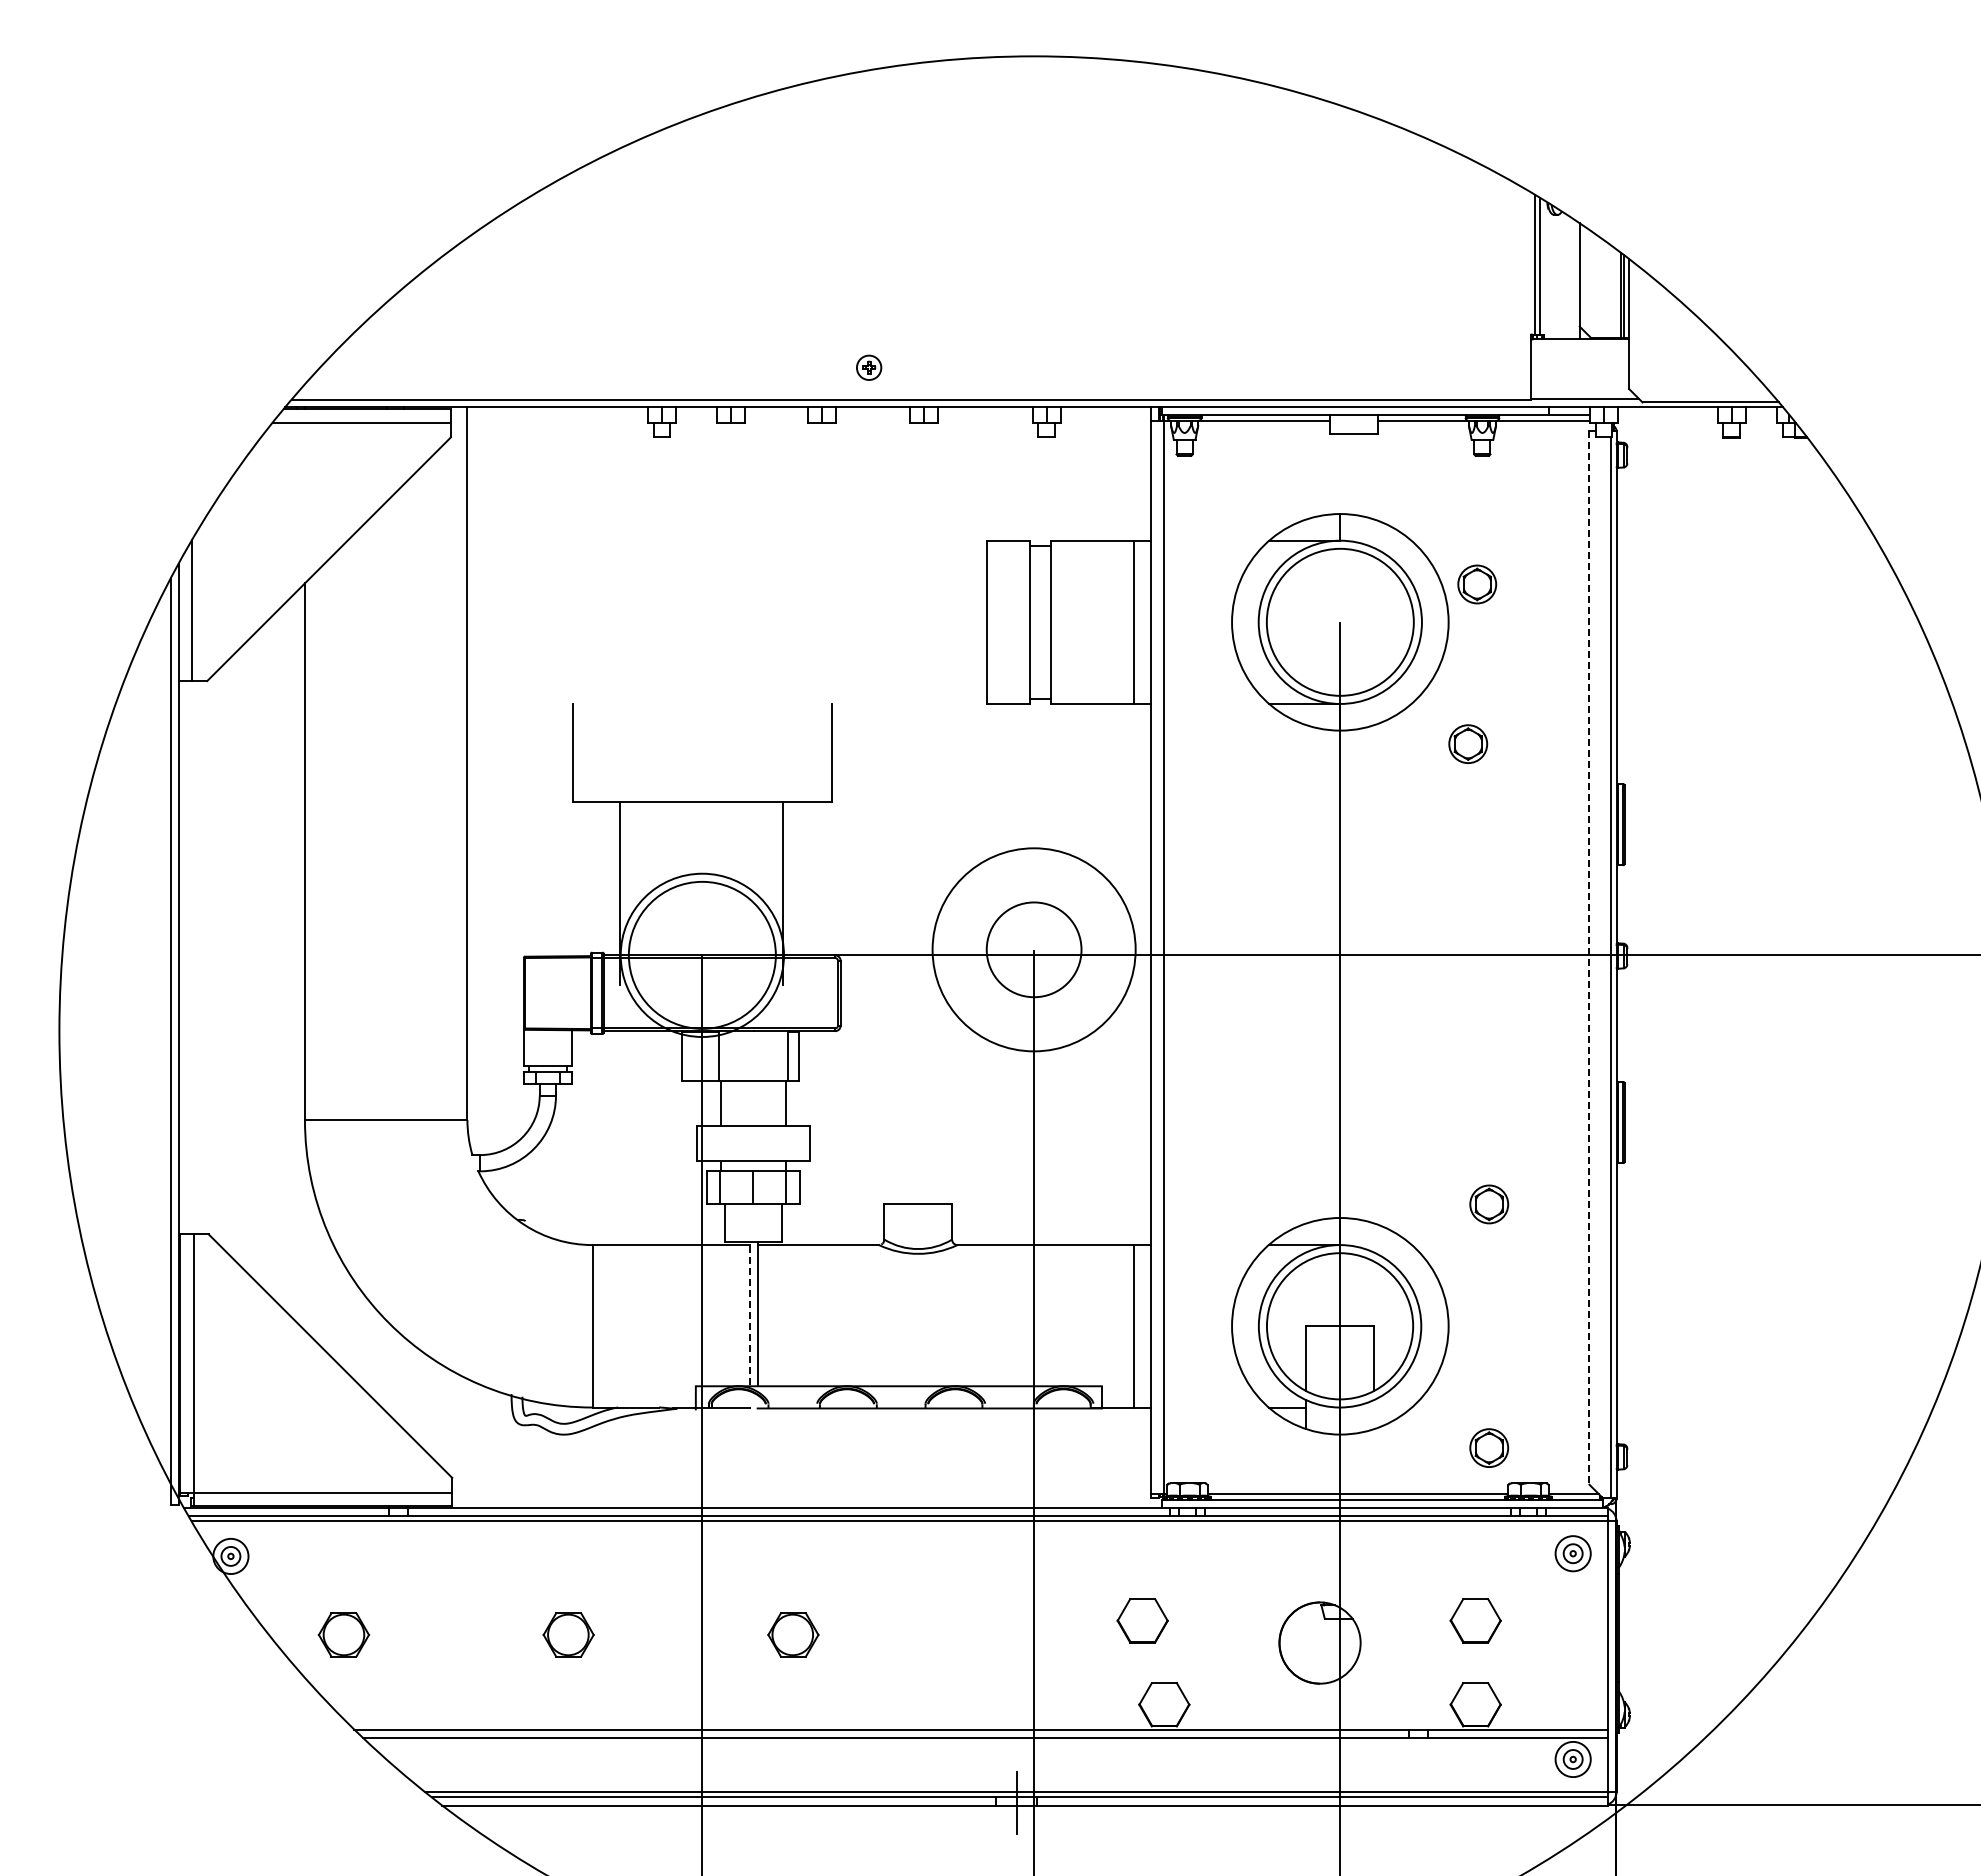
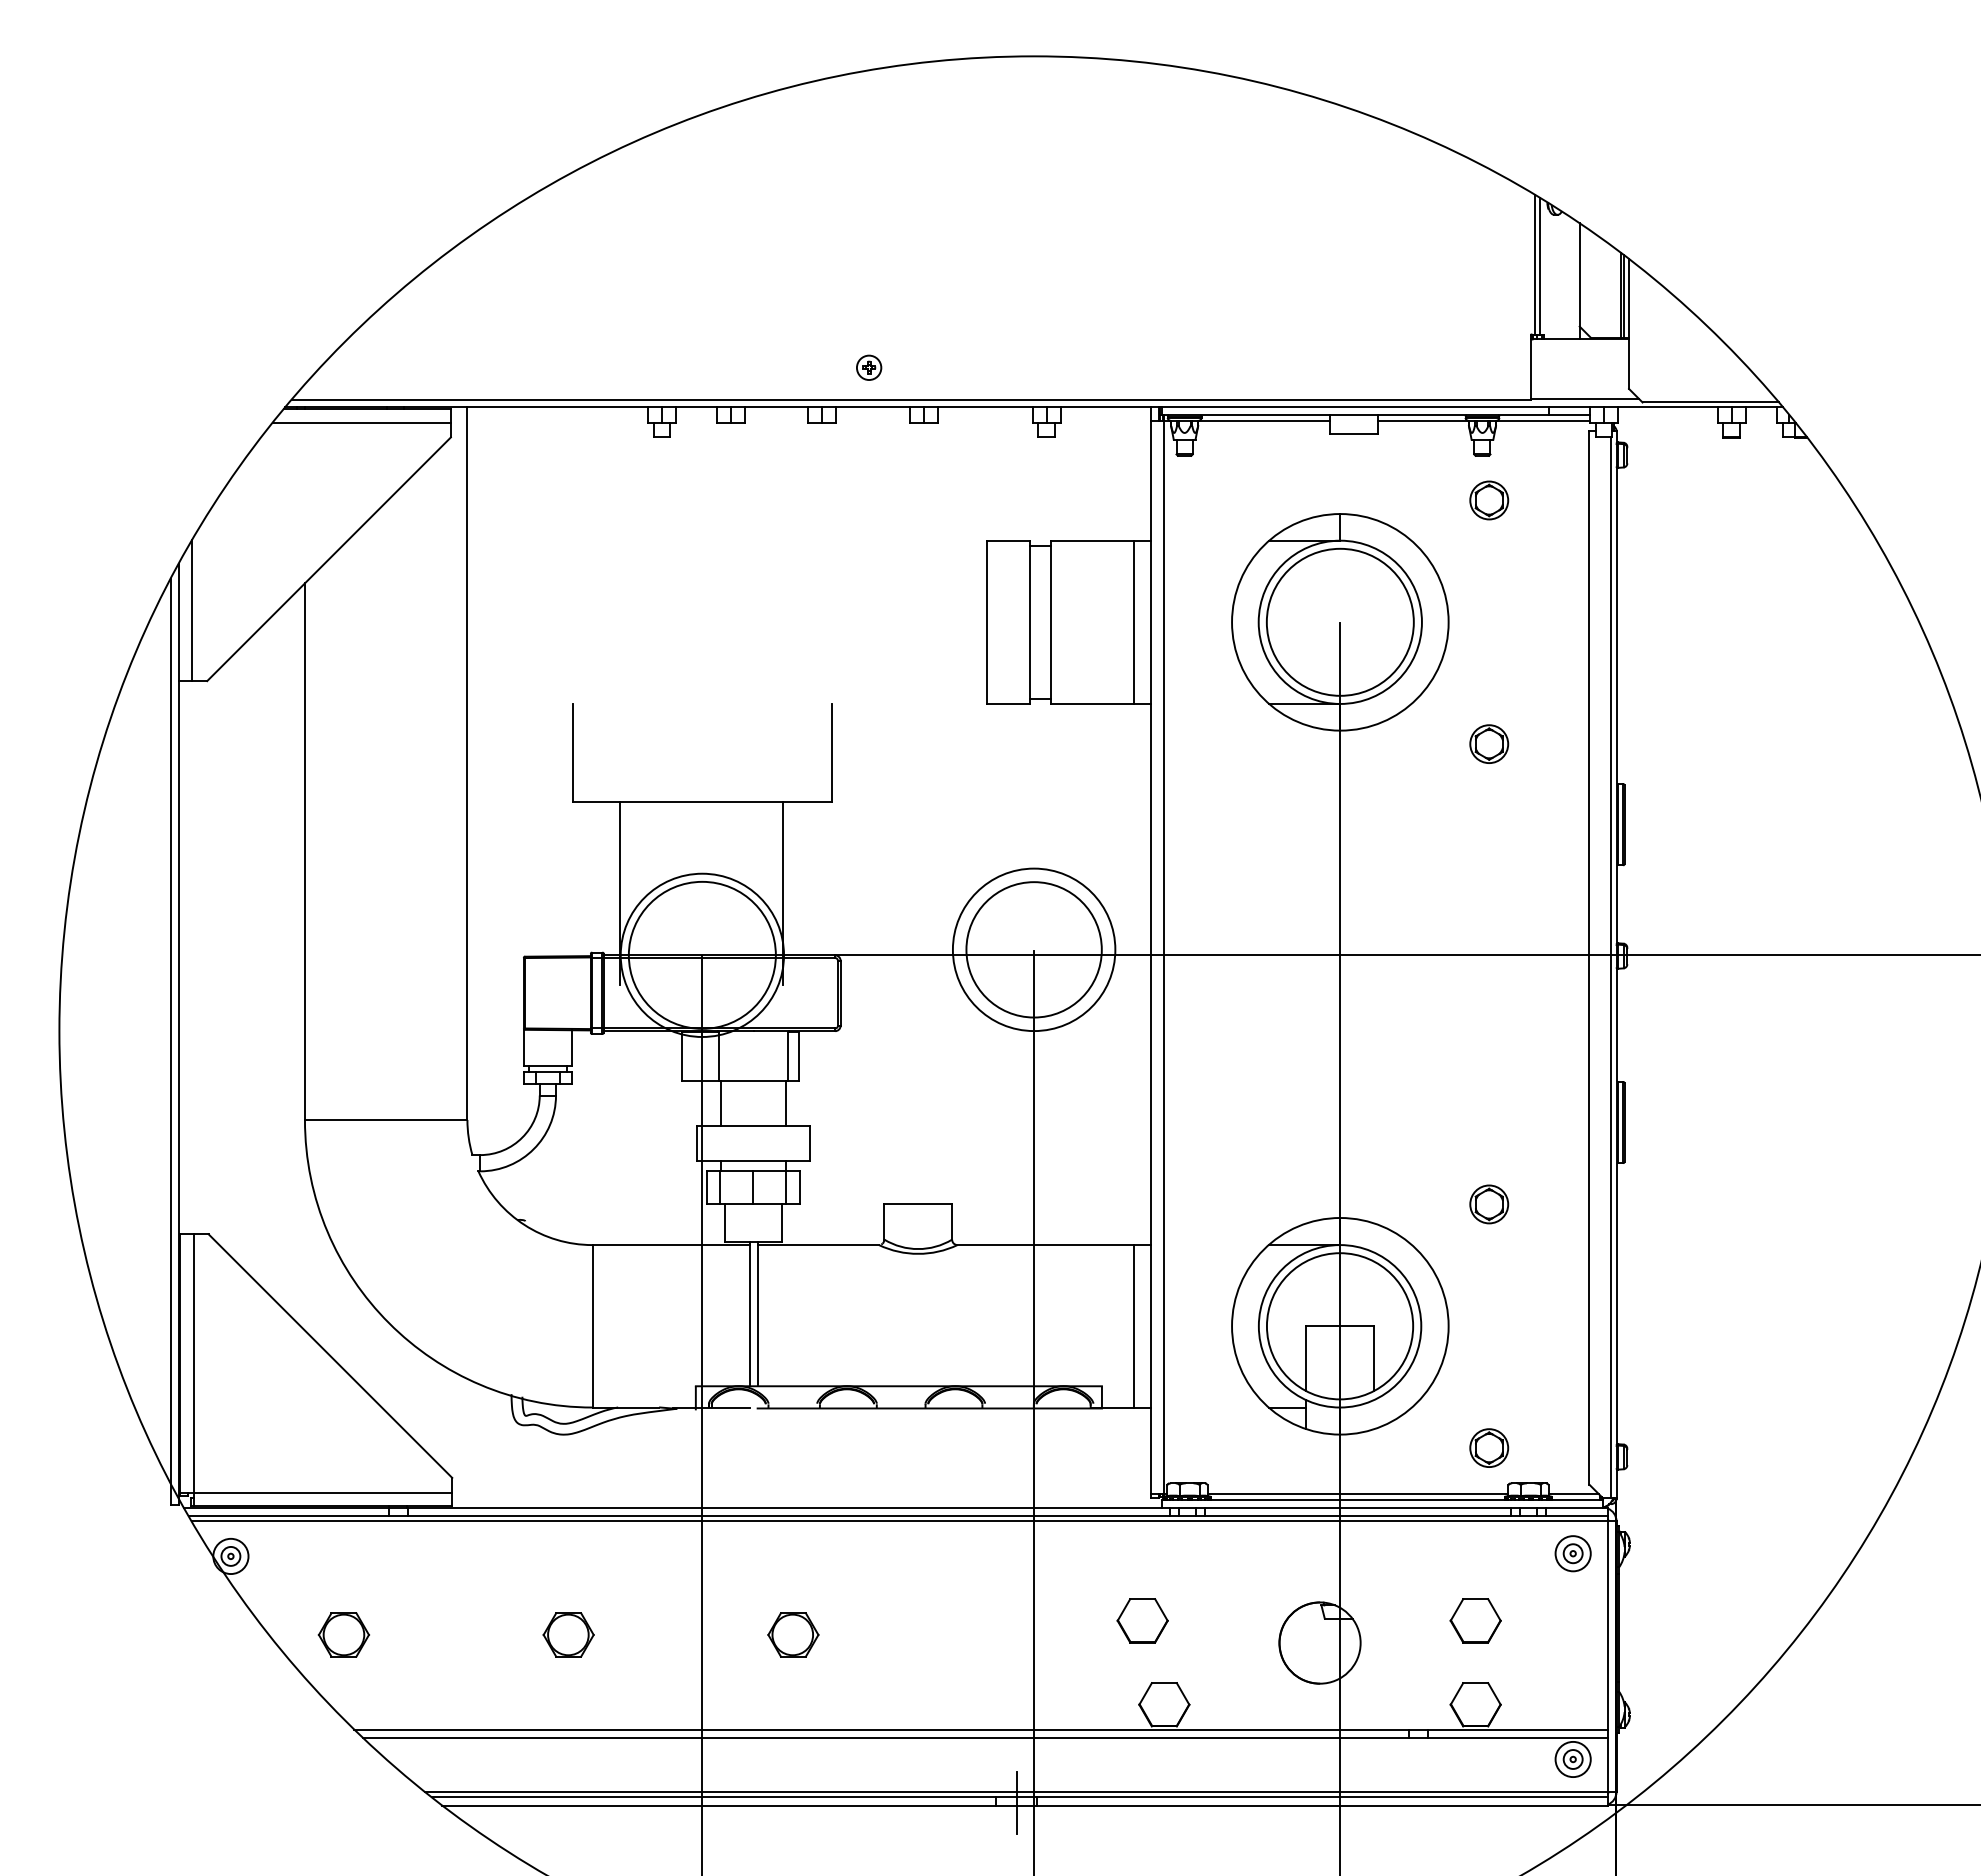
part position: (1477, 584) -> (1489, 500) (1489, 500)
part position: (1468, 743) -> (1489, 743) (1489, 743)
circle diameter: 203 px -> 162 px (1033, 949)
circle diameter: 95 px -> 135 px (1033, 949)
line: dashed -> solid (1589, 958)
line: dashed -> solid (749, 1313)
